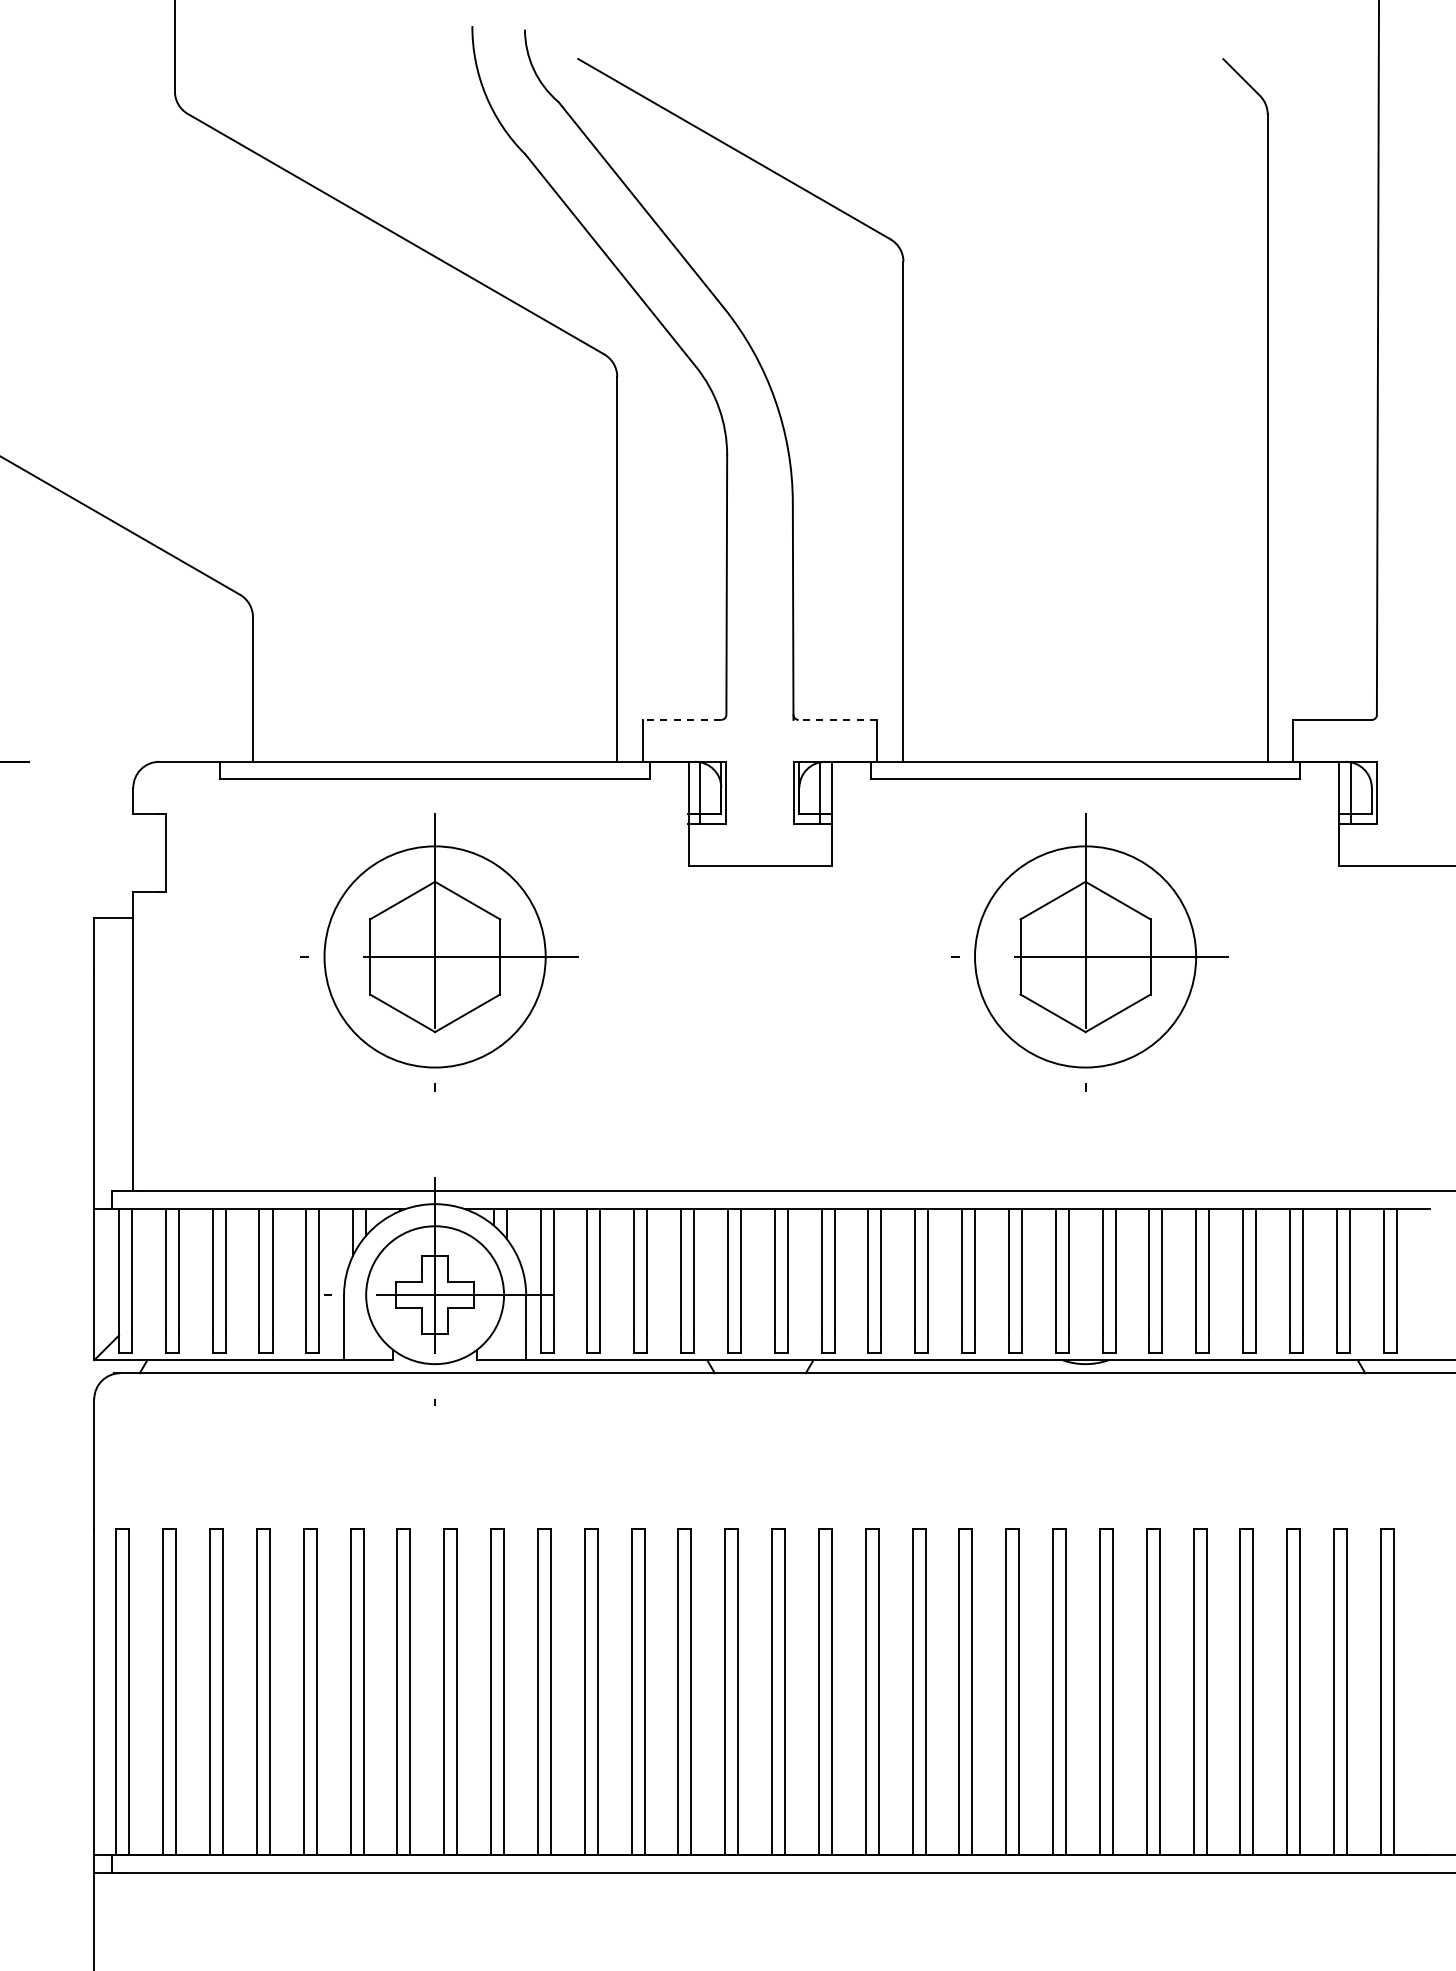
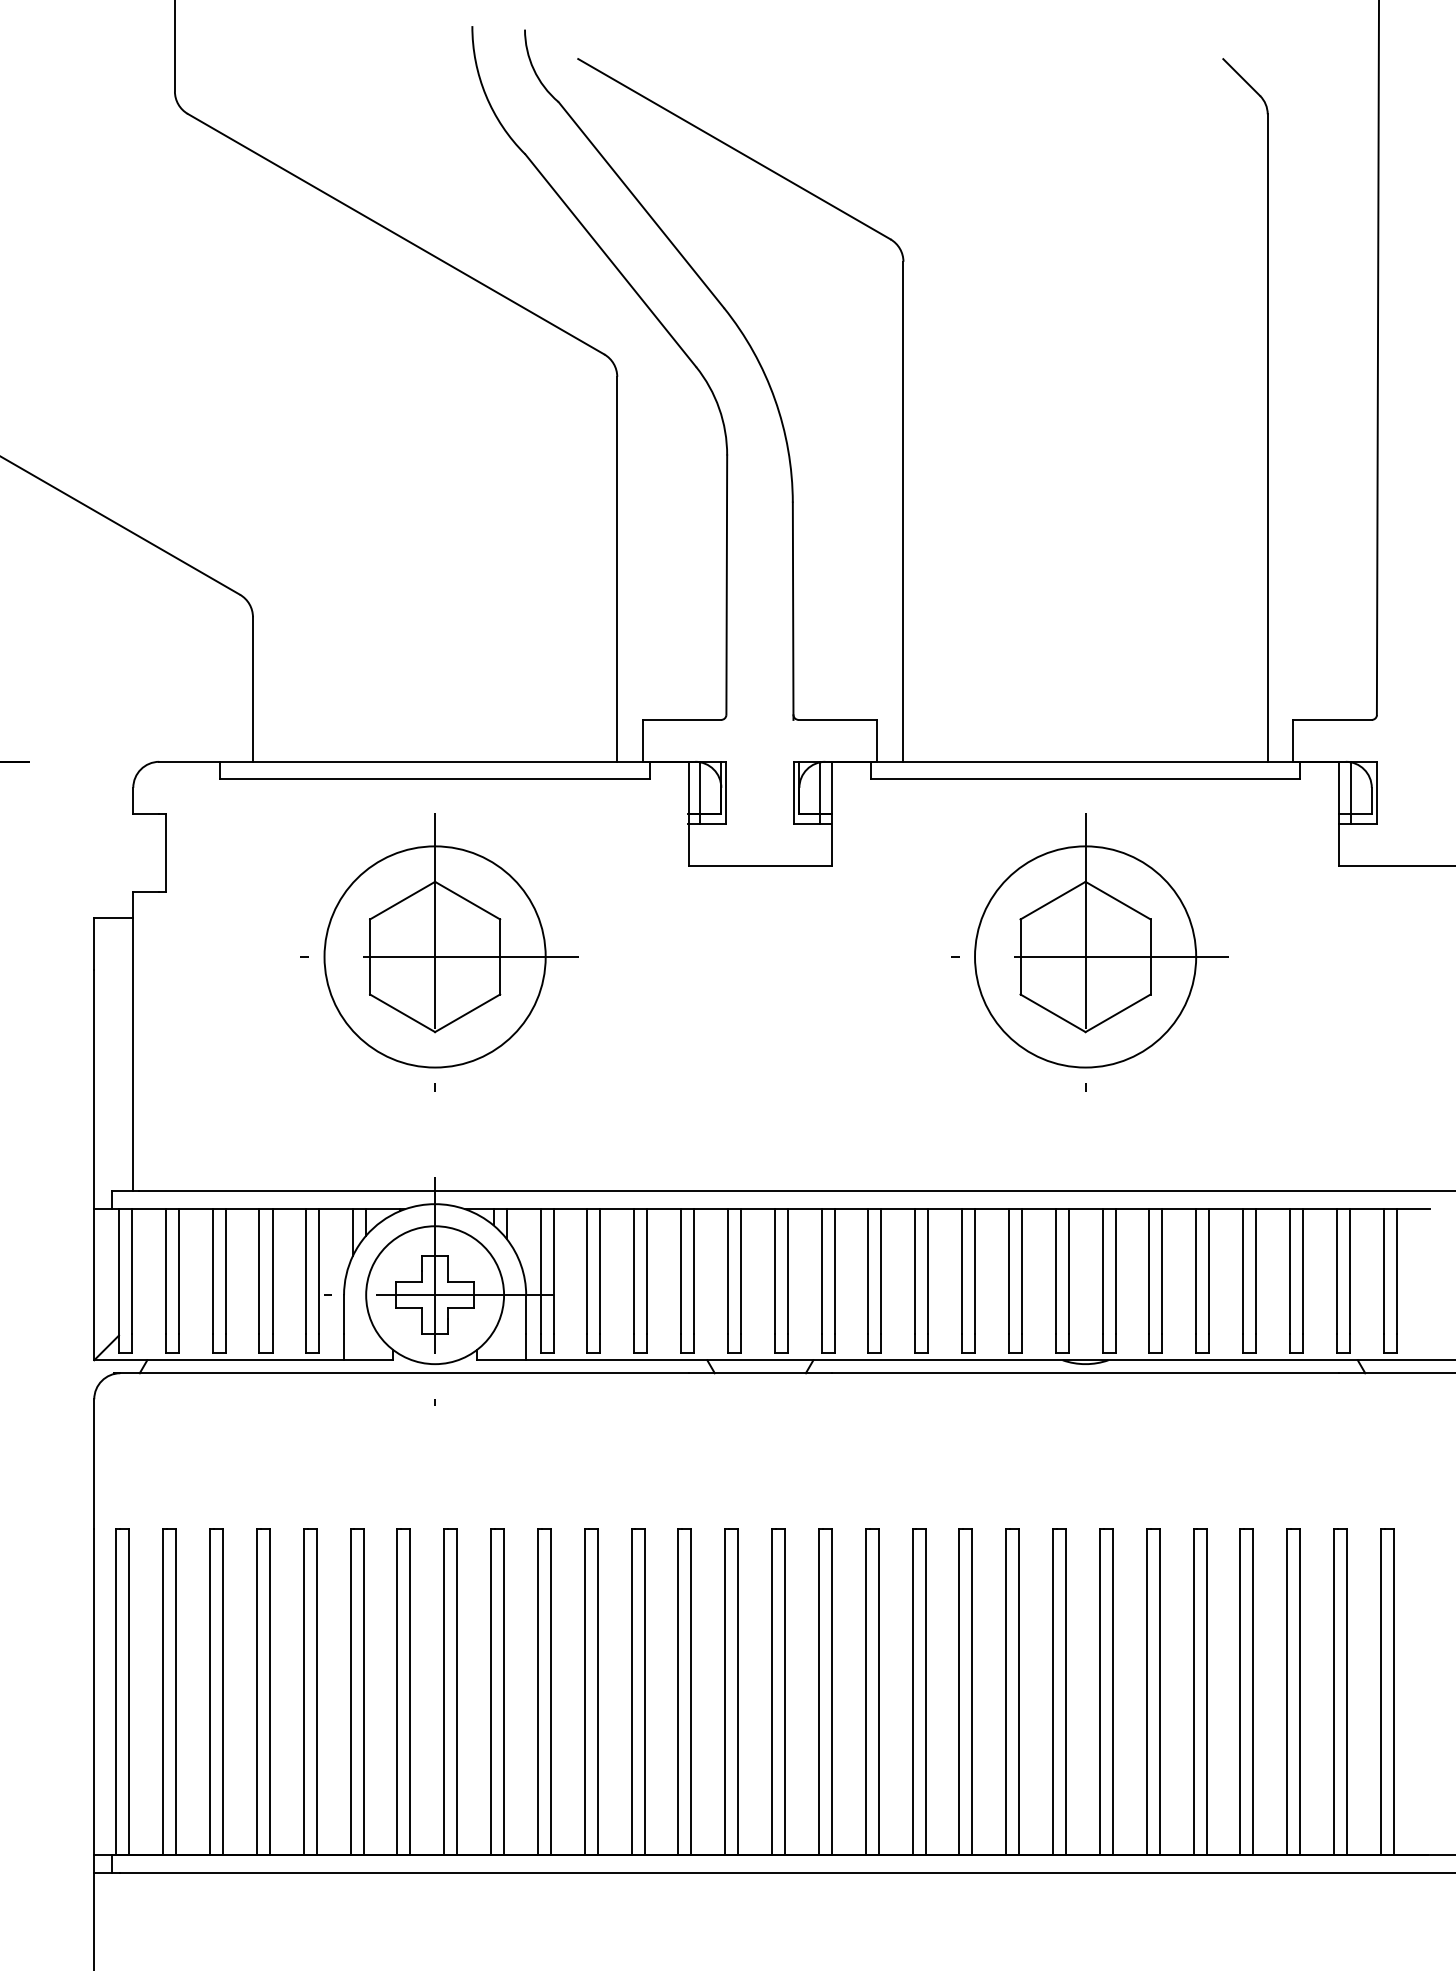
line: dashed -> solid (681, 719)
line: dashed -> solid (837, 719)
